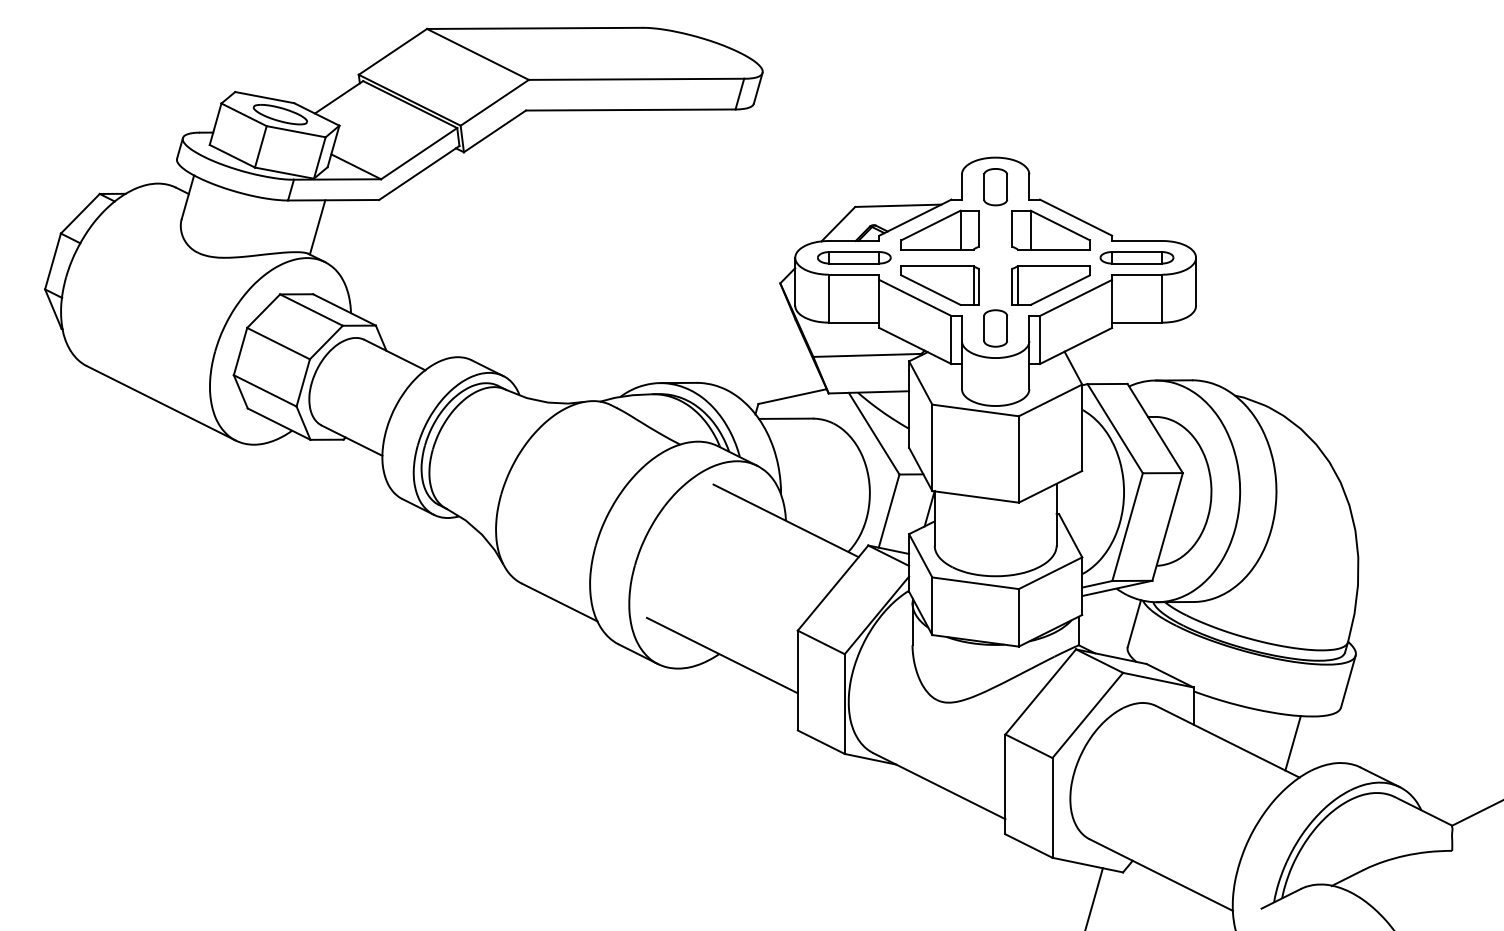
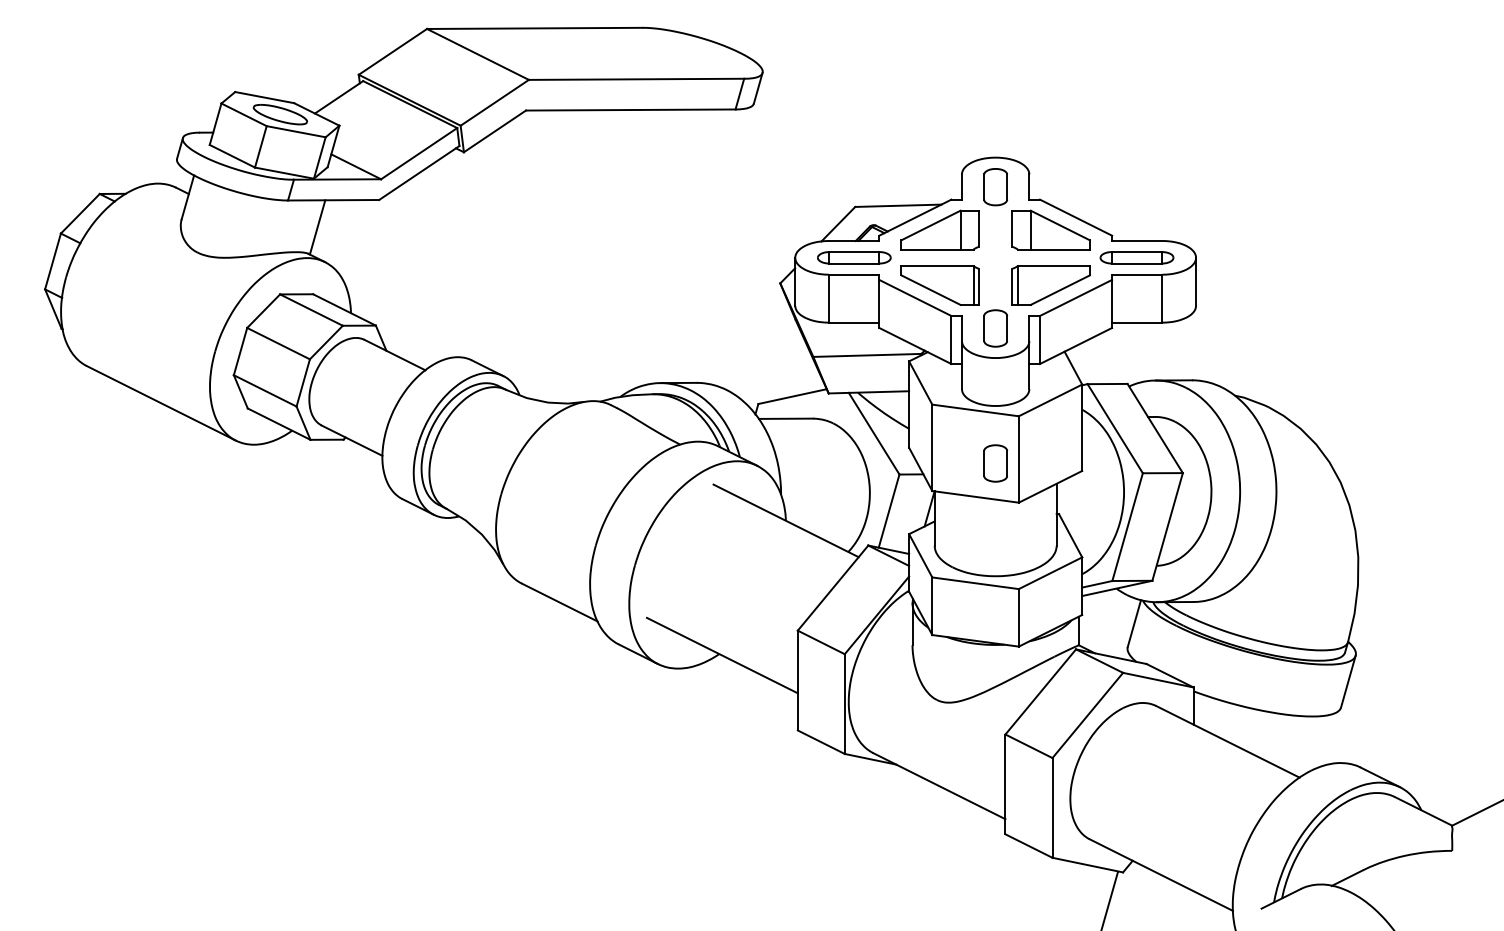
part: none -> present (995, 463)
line: present -> none (1292, 743)
line position: (1094, 897) -> (1109, 899) (1109, 899)
